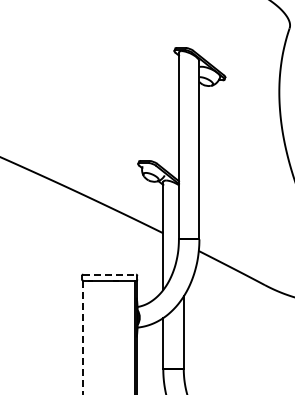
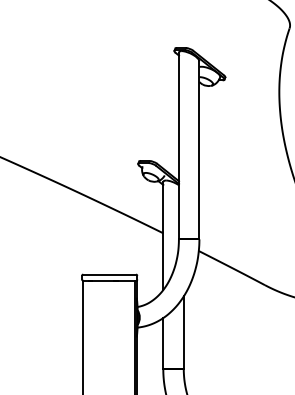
line: dashed -> solid (110, 274)
line: dashed -> solid (82, 337)
